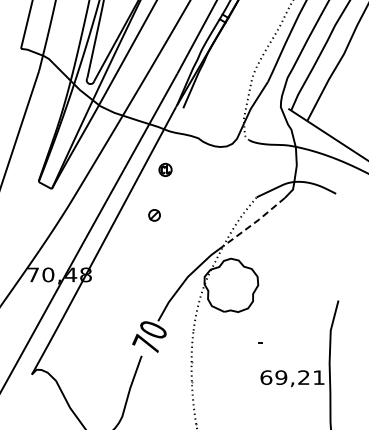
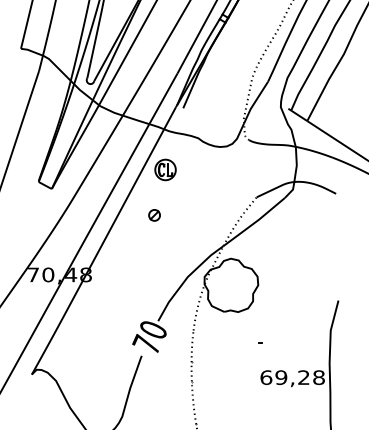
part size: 15x15 px -> 23x24 px (165, 169)
line: dashed -> solid (254, 223)
text: 69,21 -> 69,28 (318, 377)
